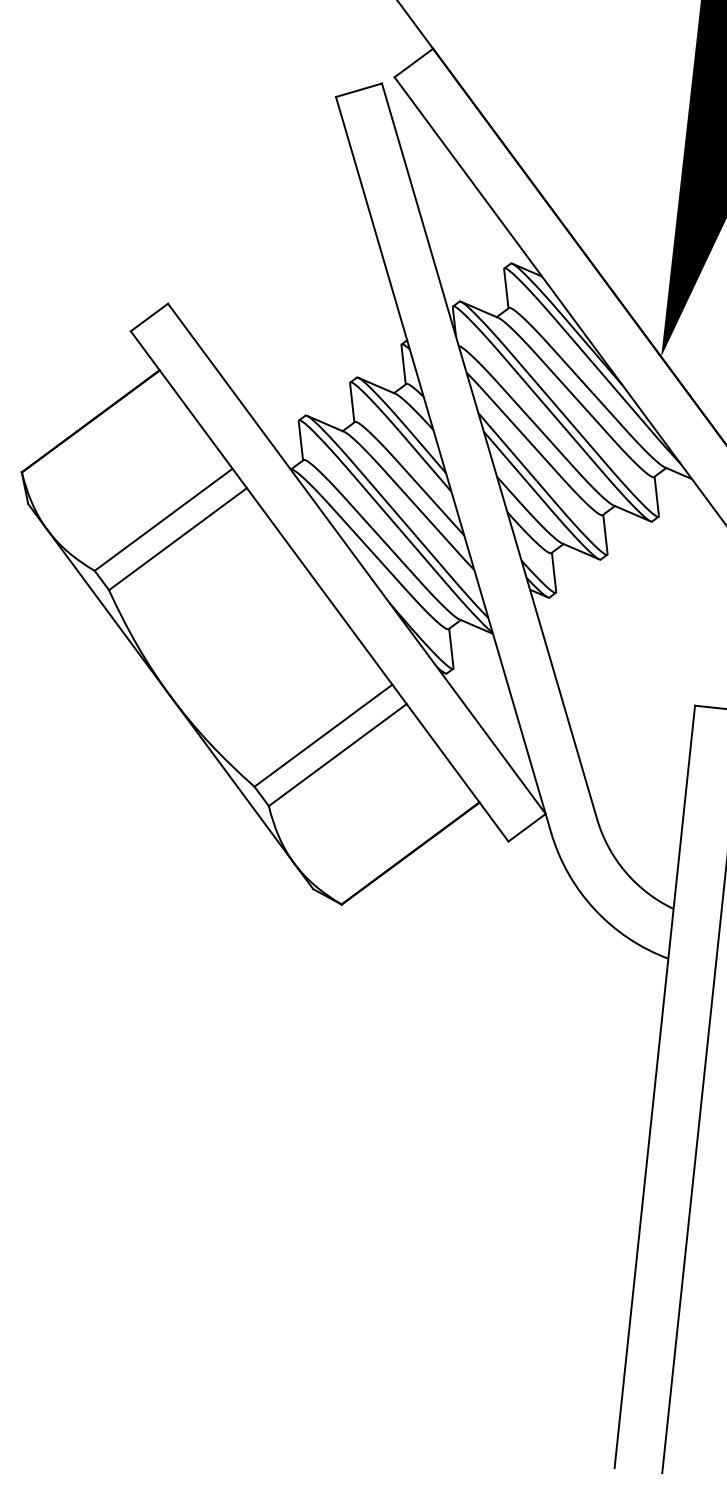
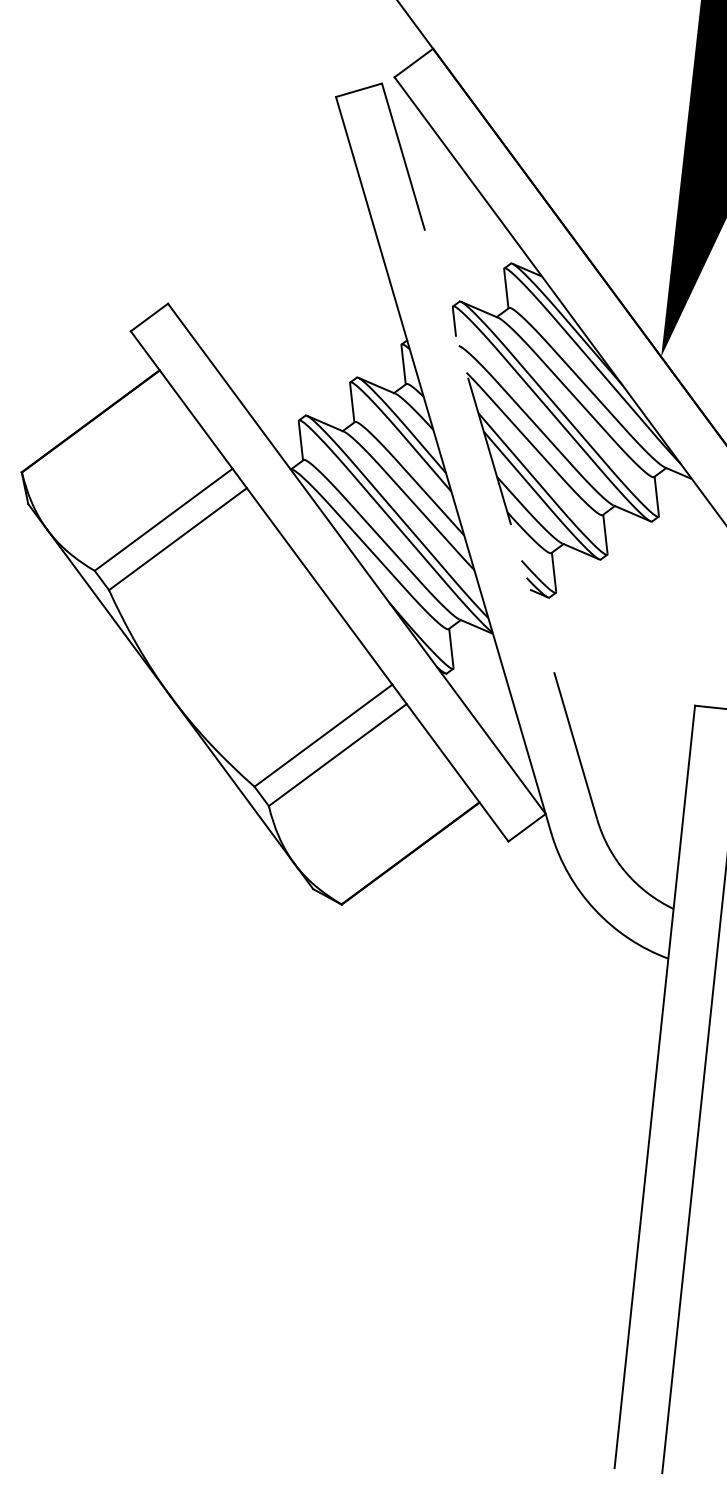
line: solid -> dashed (489, 451)
